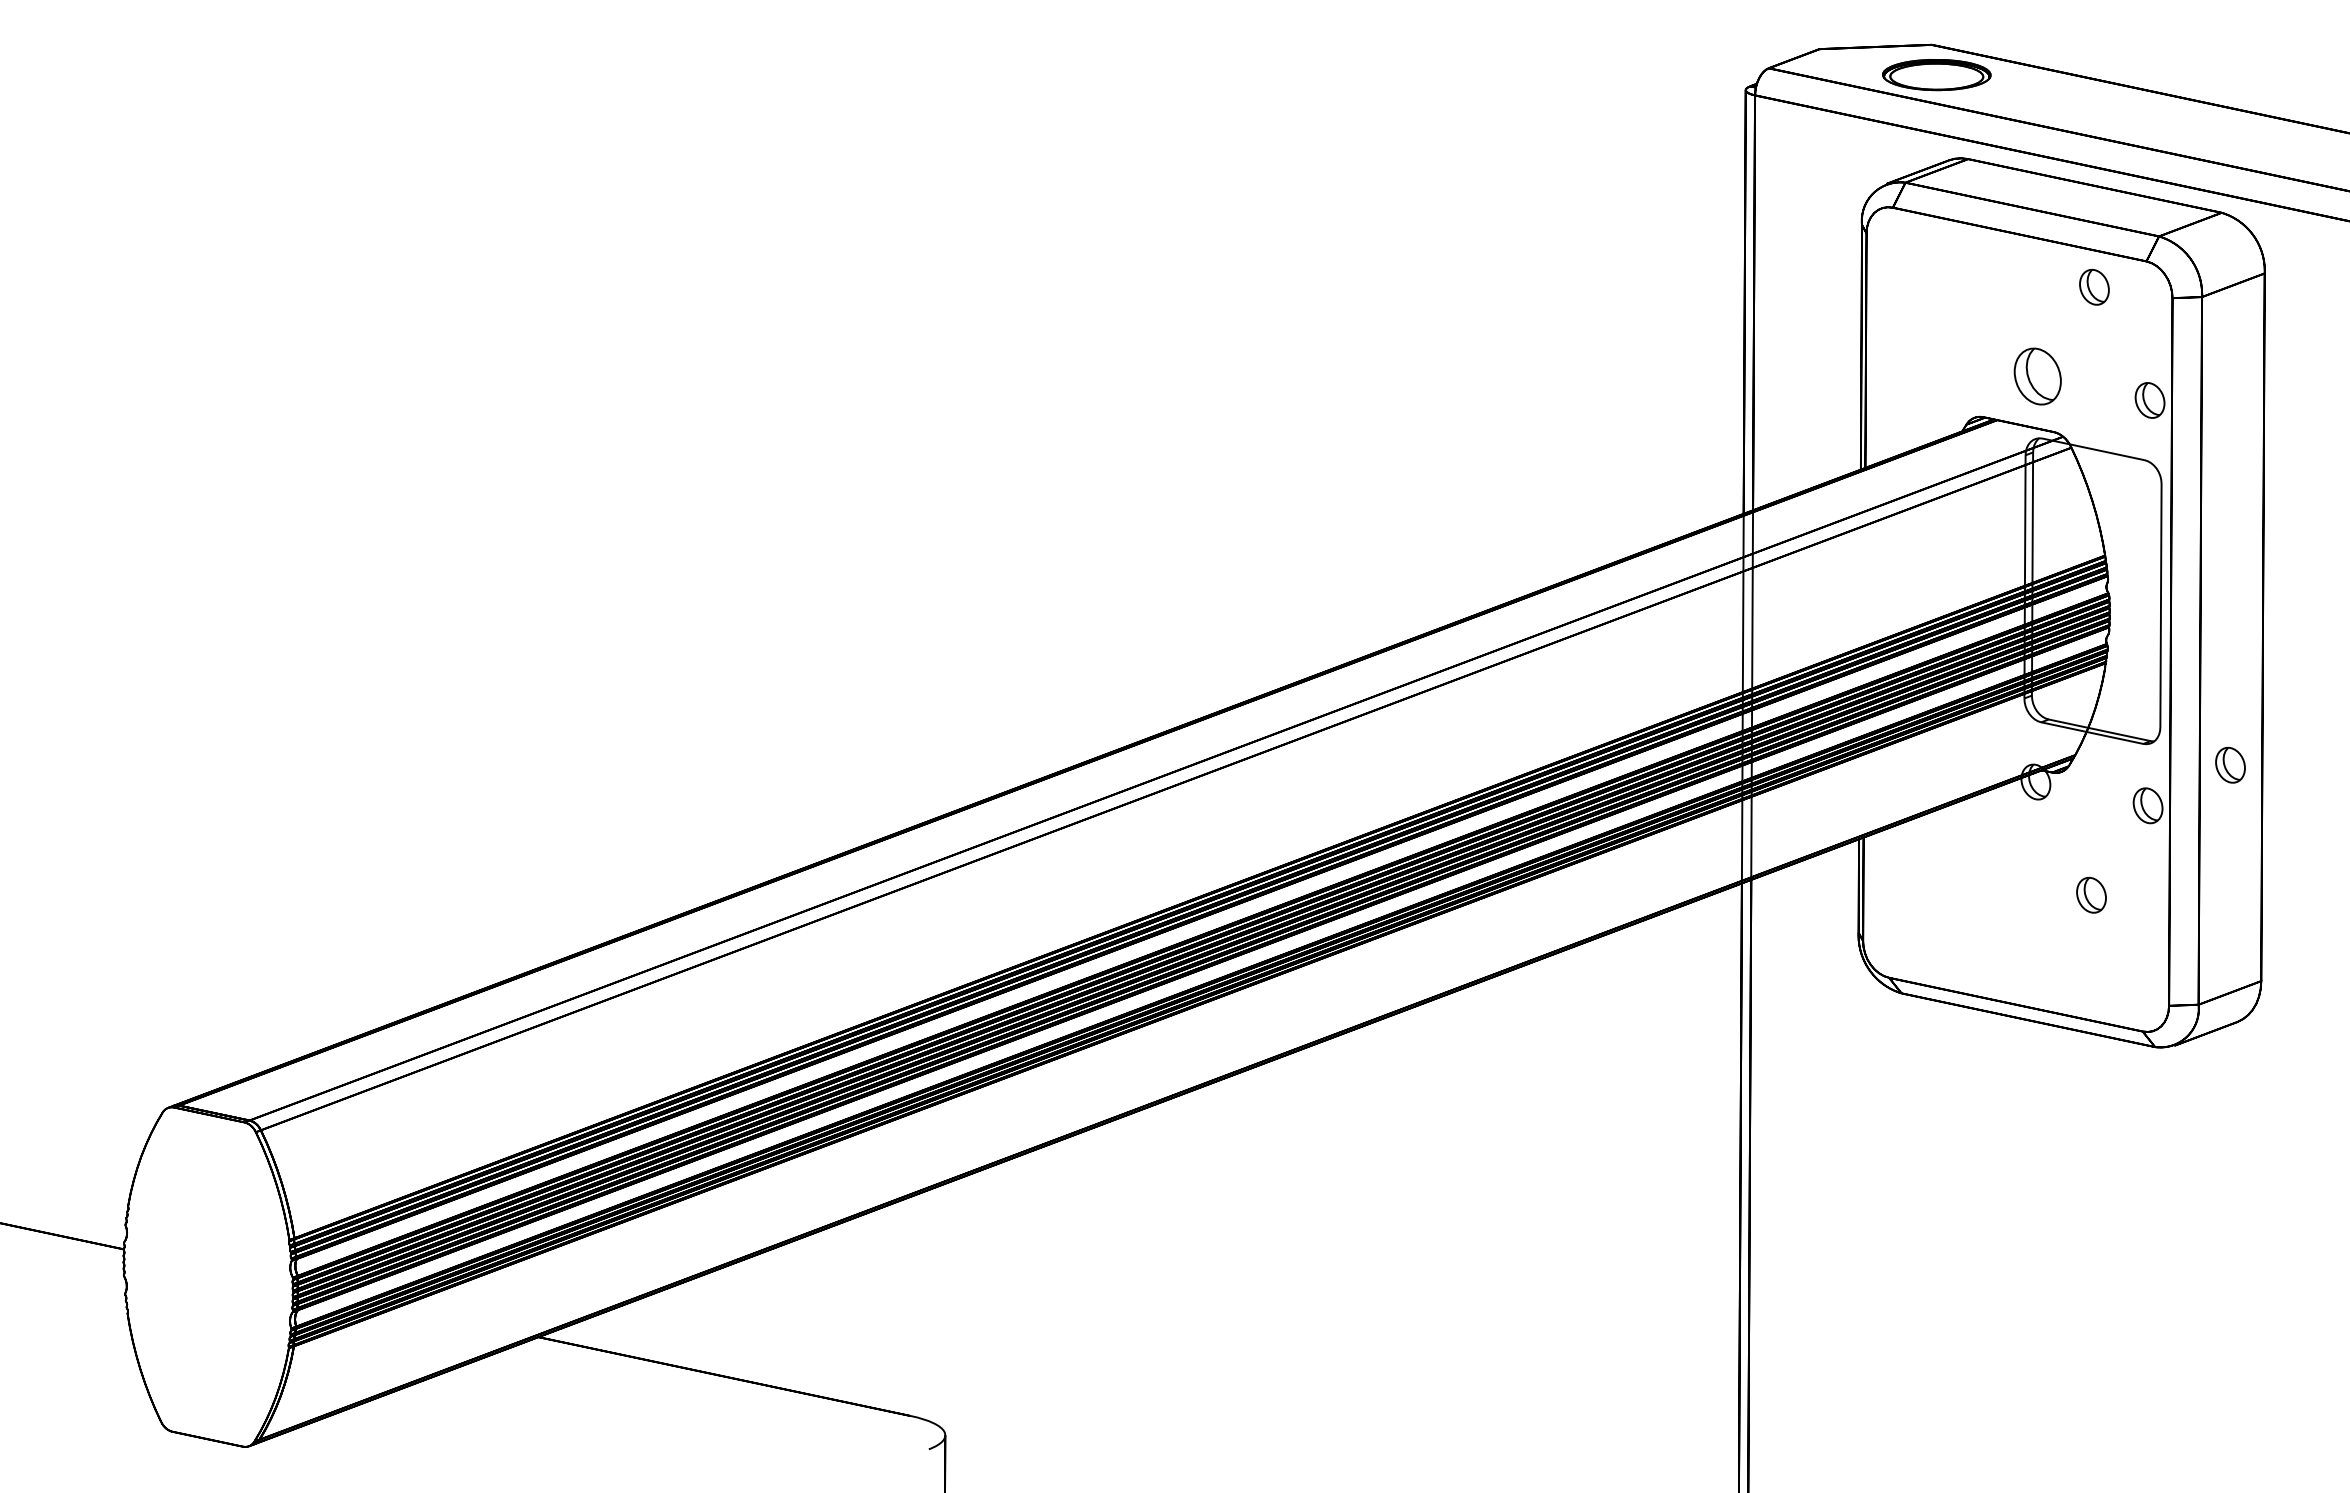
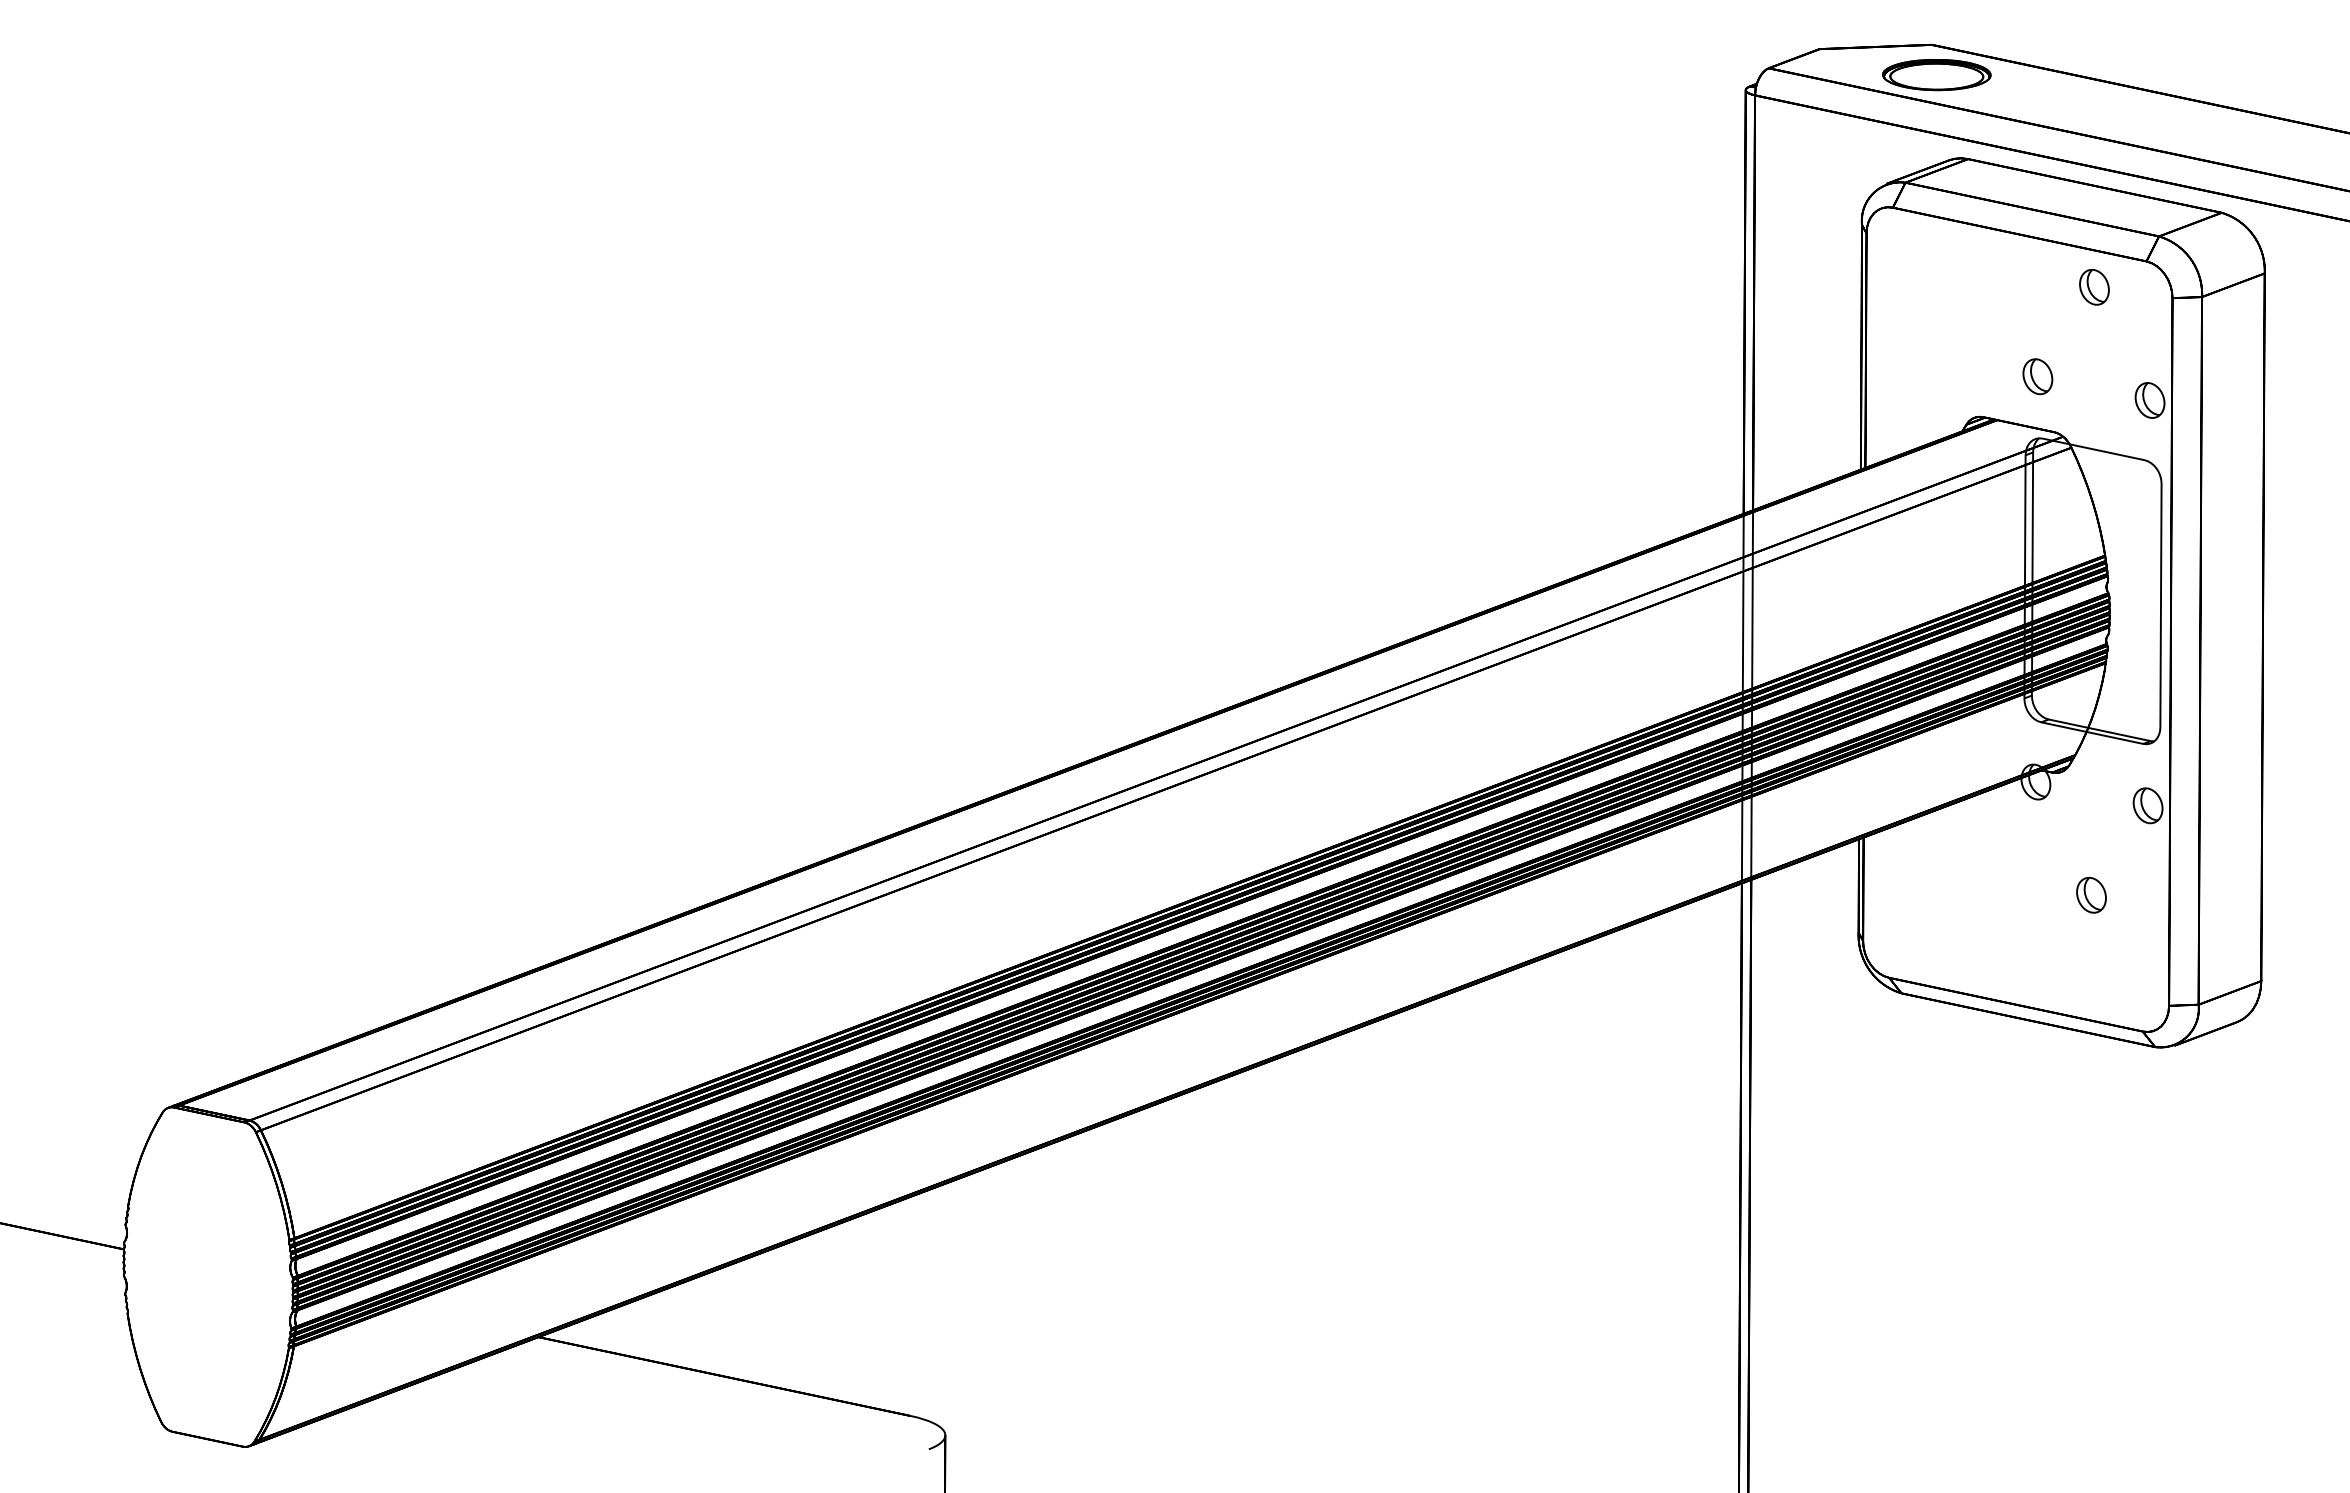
part size: 49x59 px -> 32x38 px (2037, 376)
part: present -> none (2230, 764)
